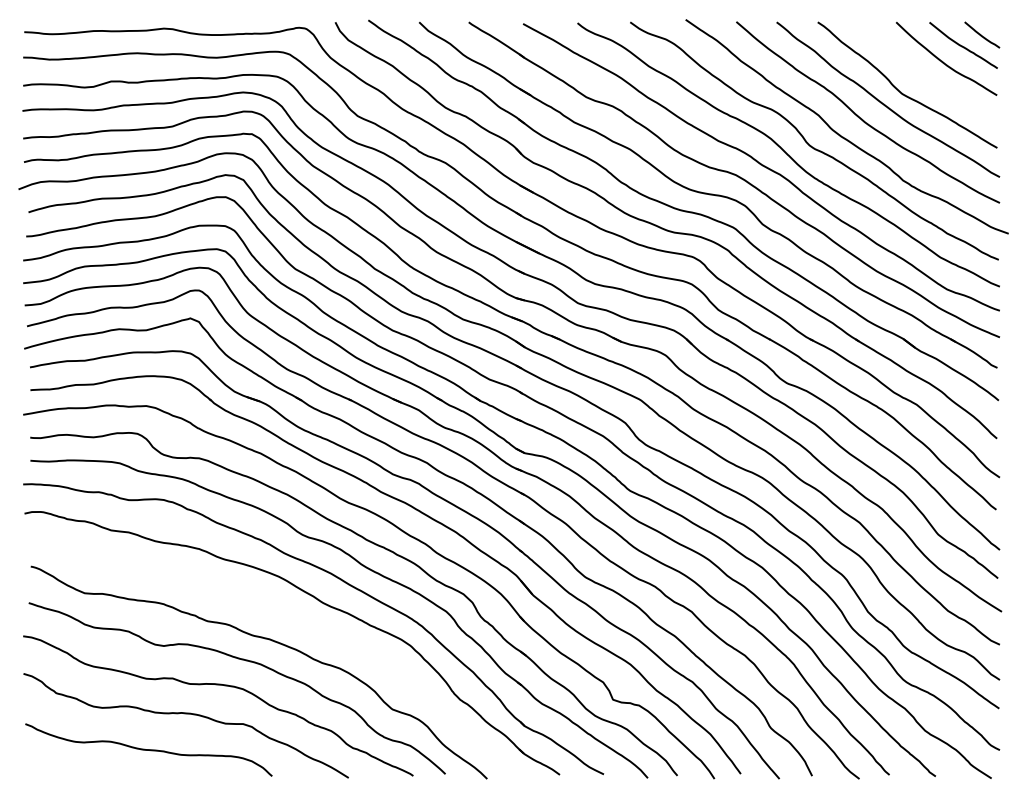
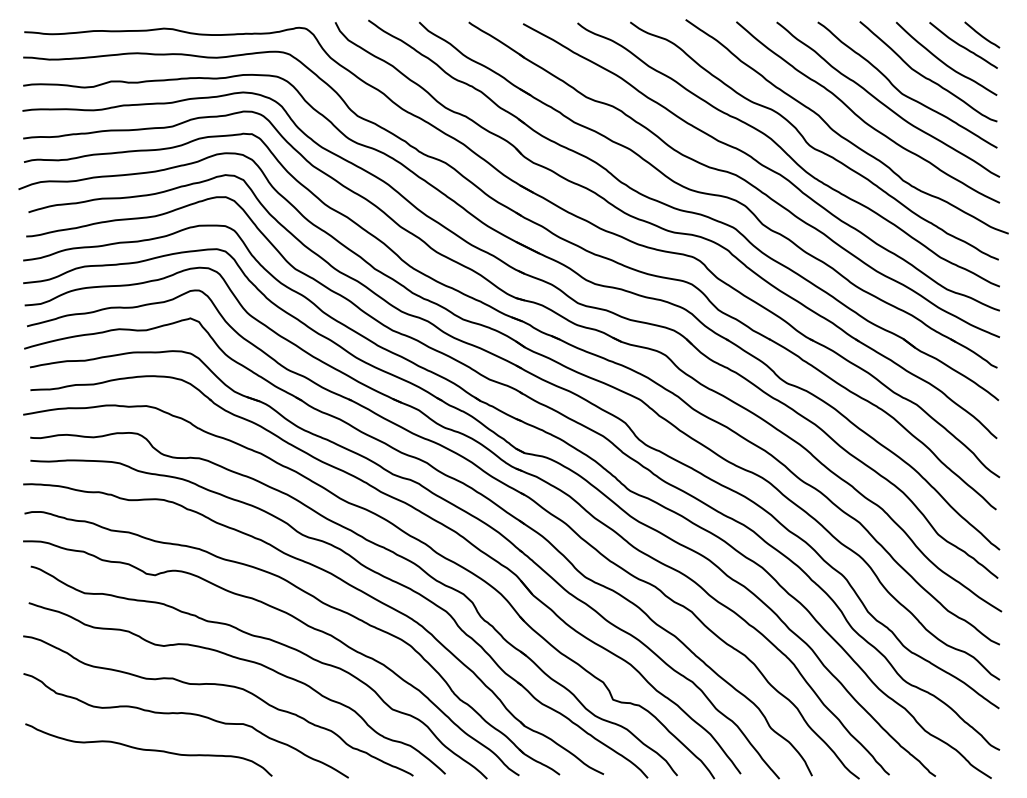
curve: none -> present (925, 76)
curve: none -> present (295, 619)
